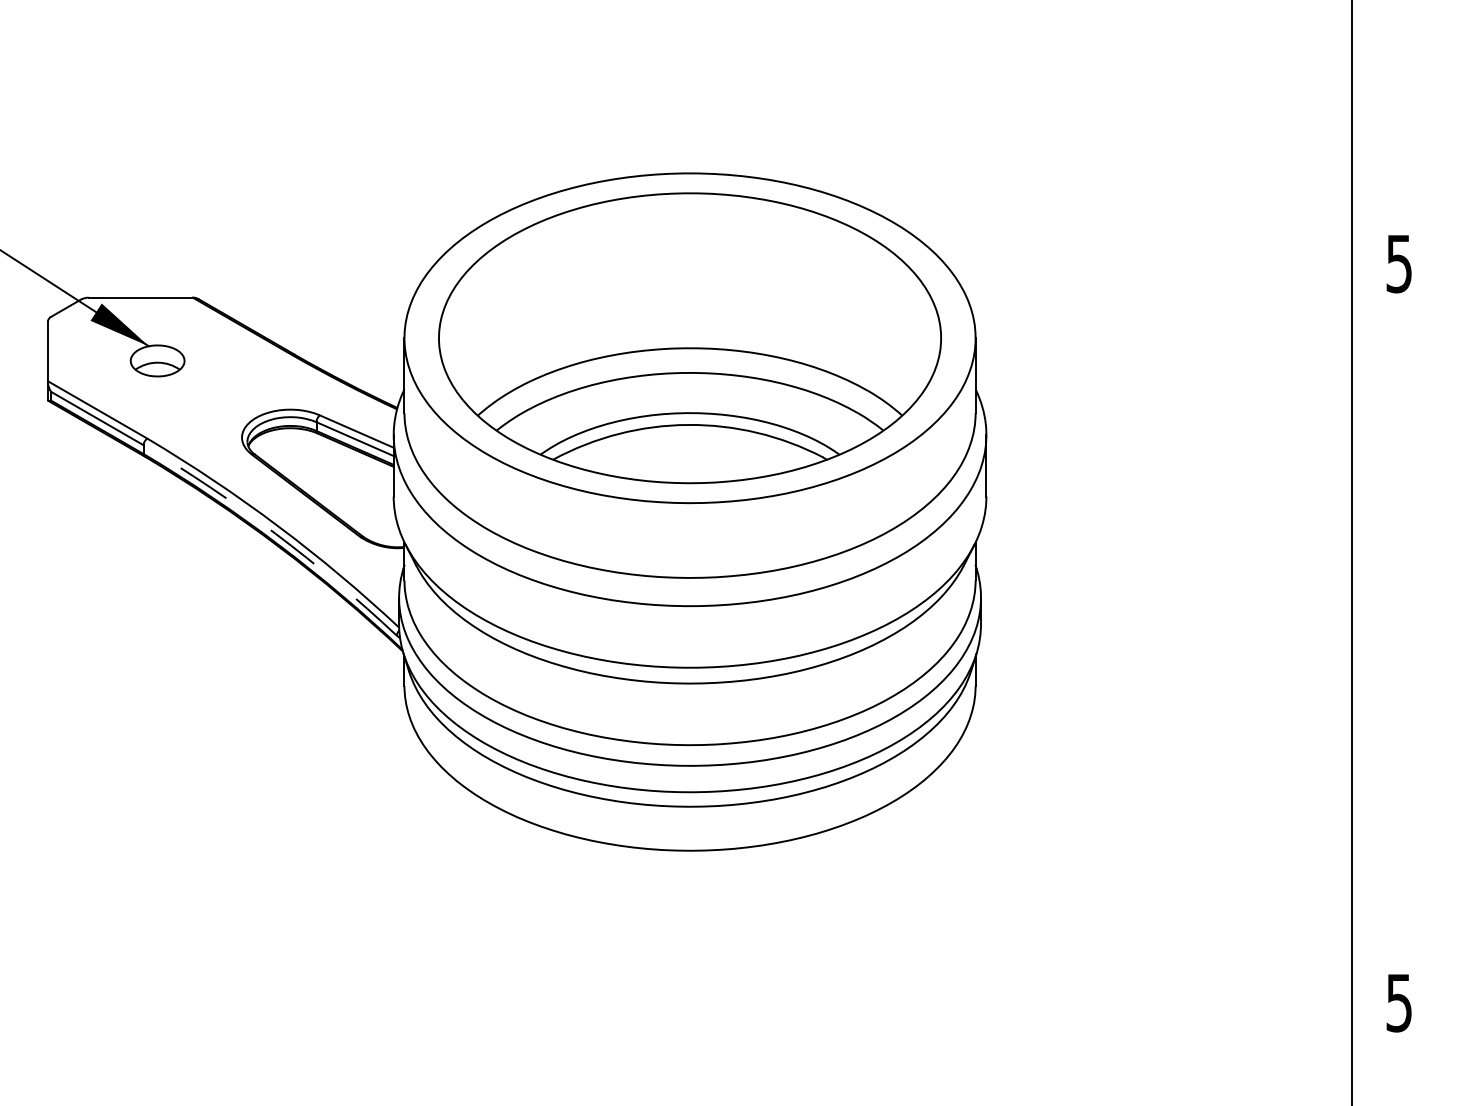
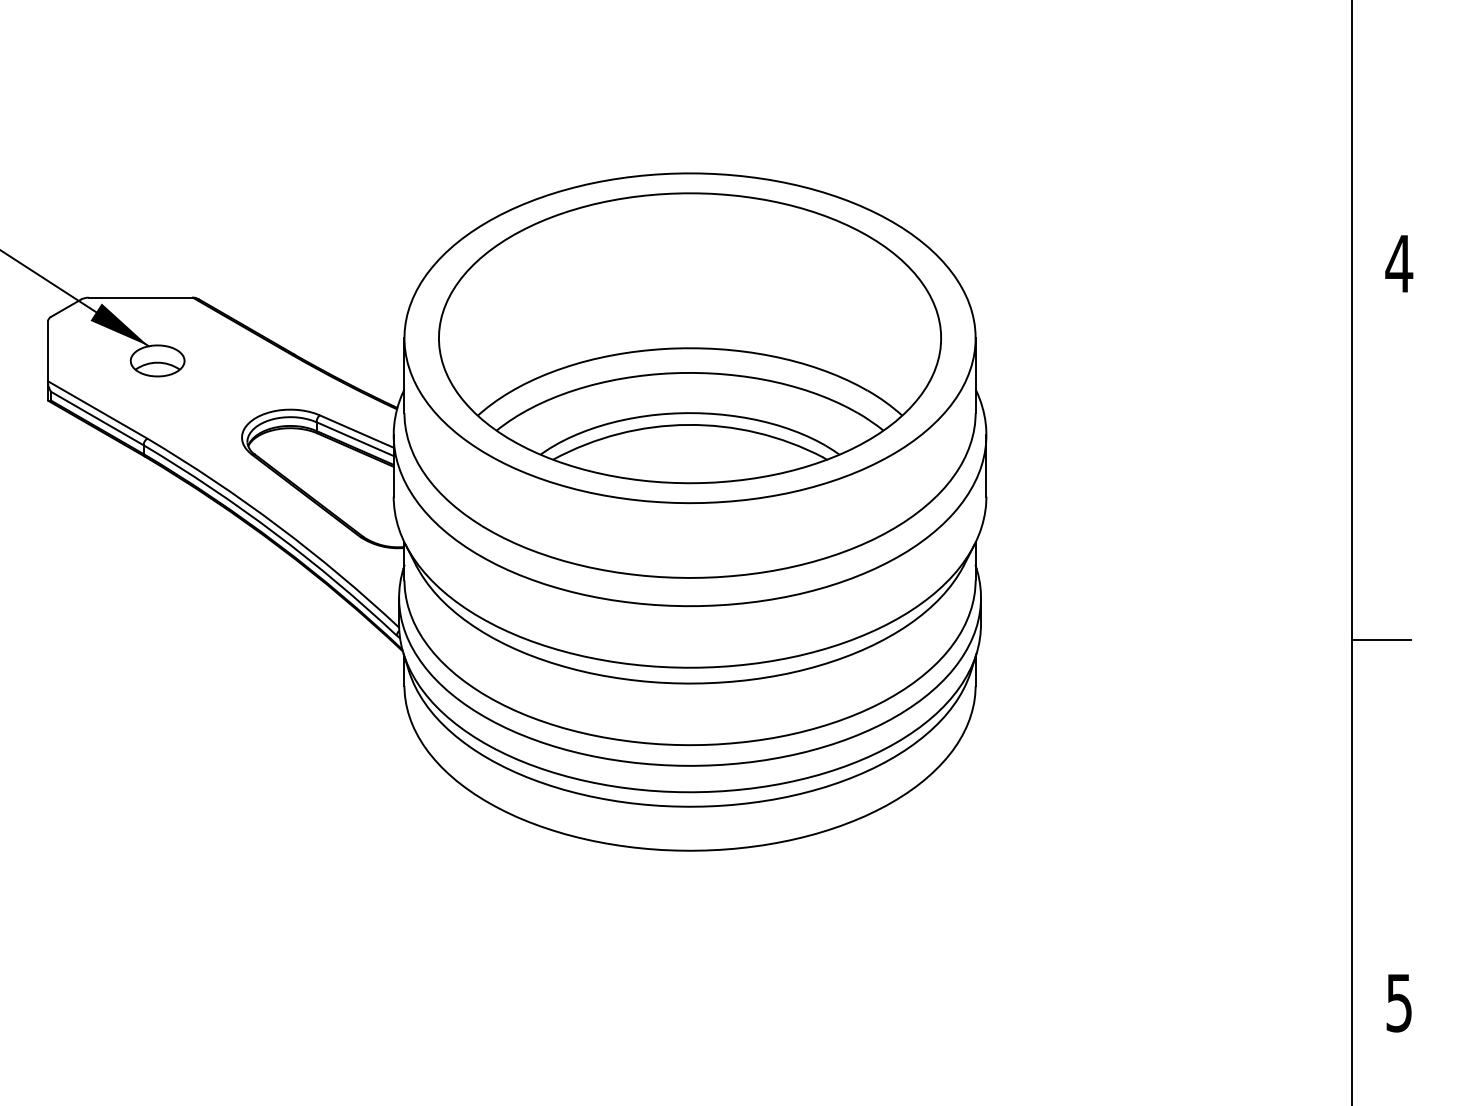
text: 5 -> 4 (1399, 264)
arc: dashed -> solid (275, 533)
line: none -> present (1381, 639)
